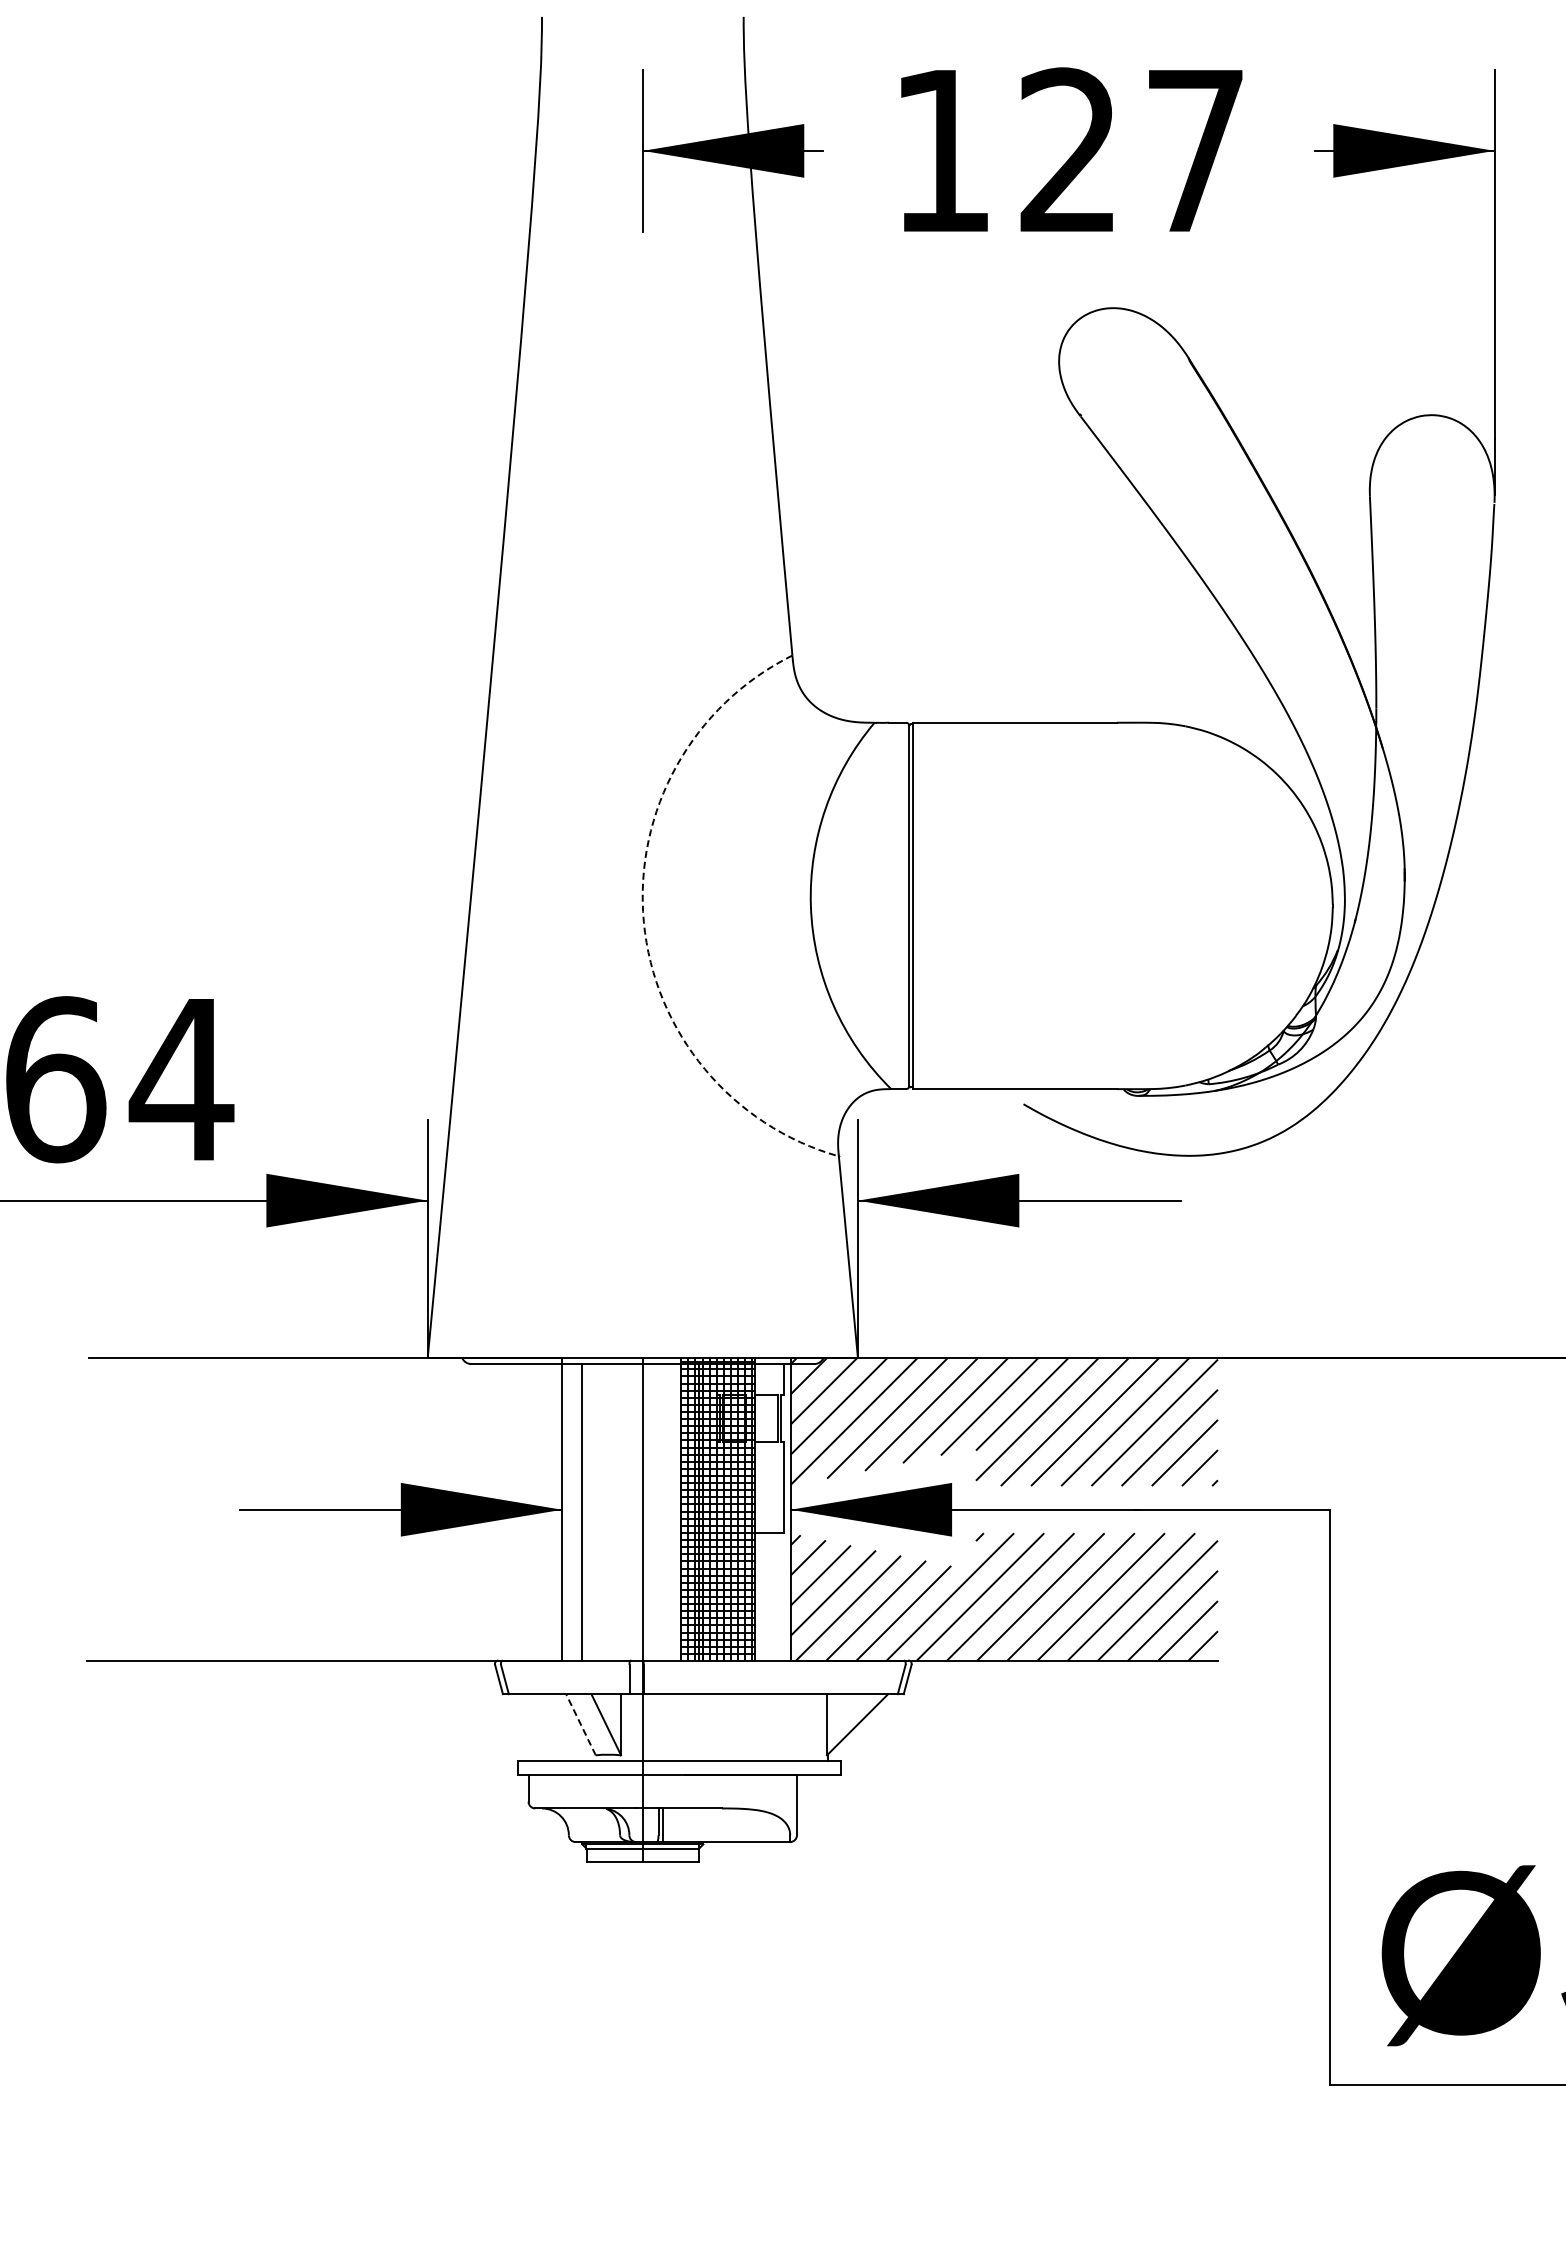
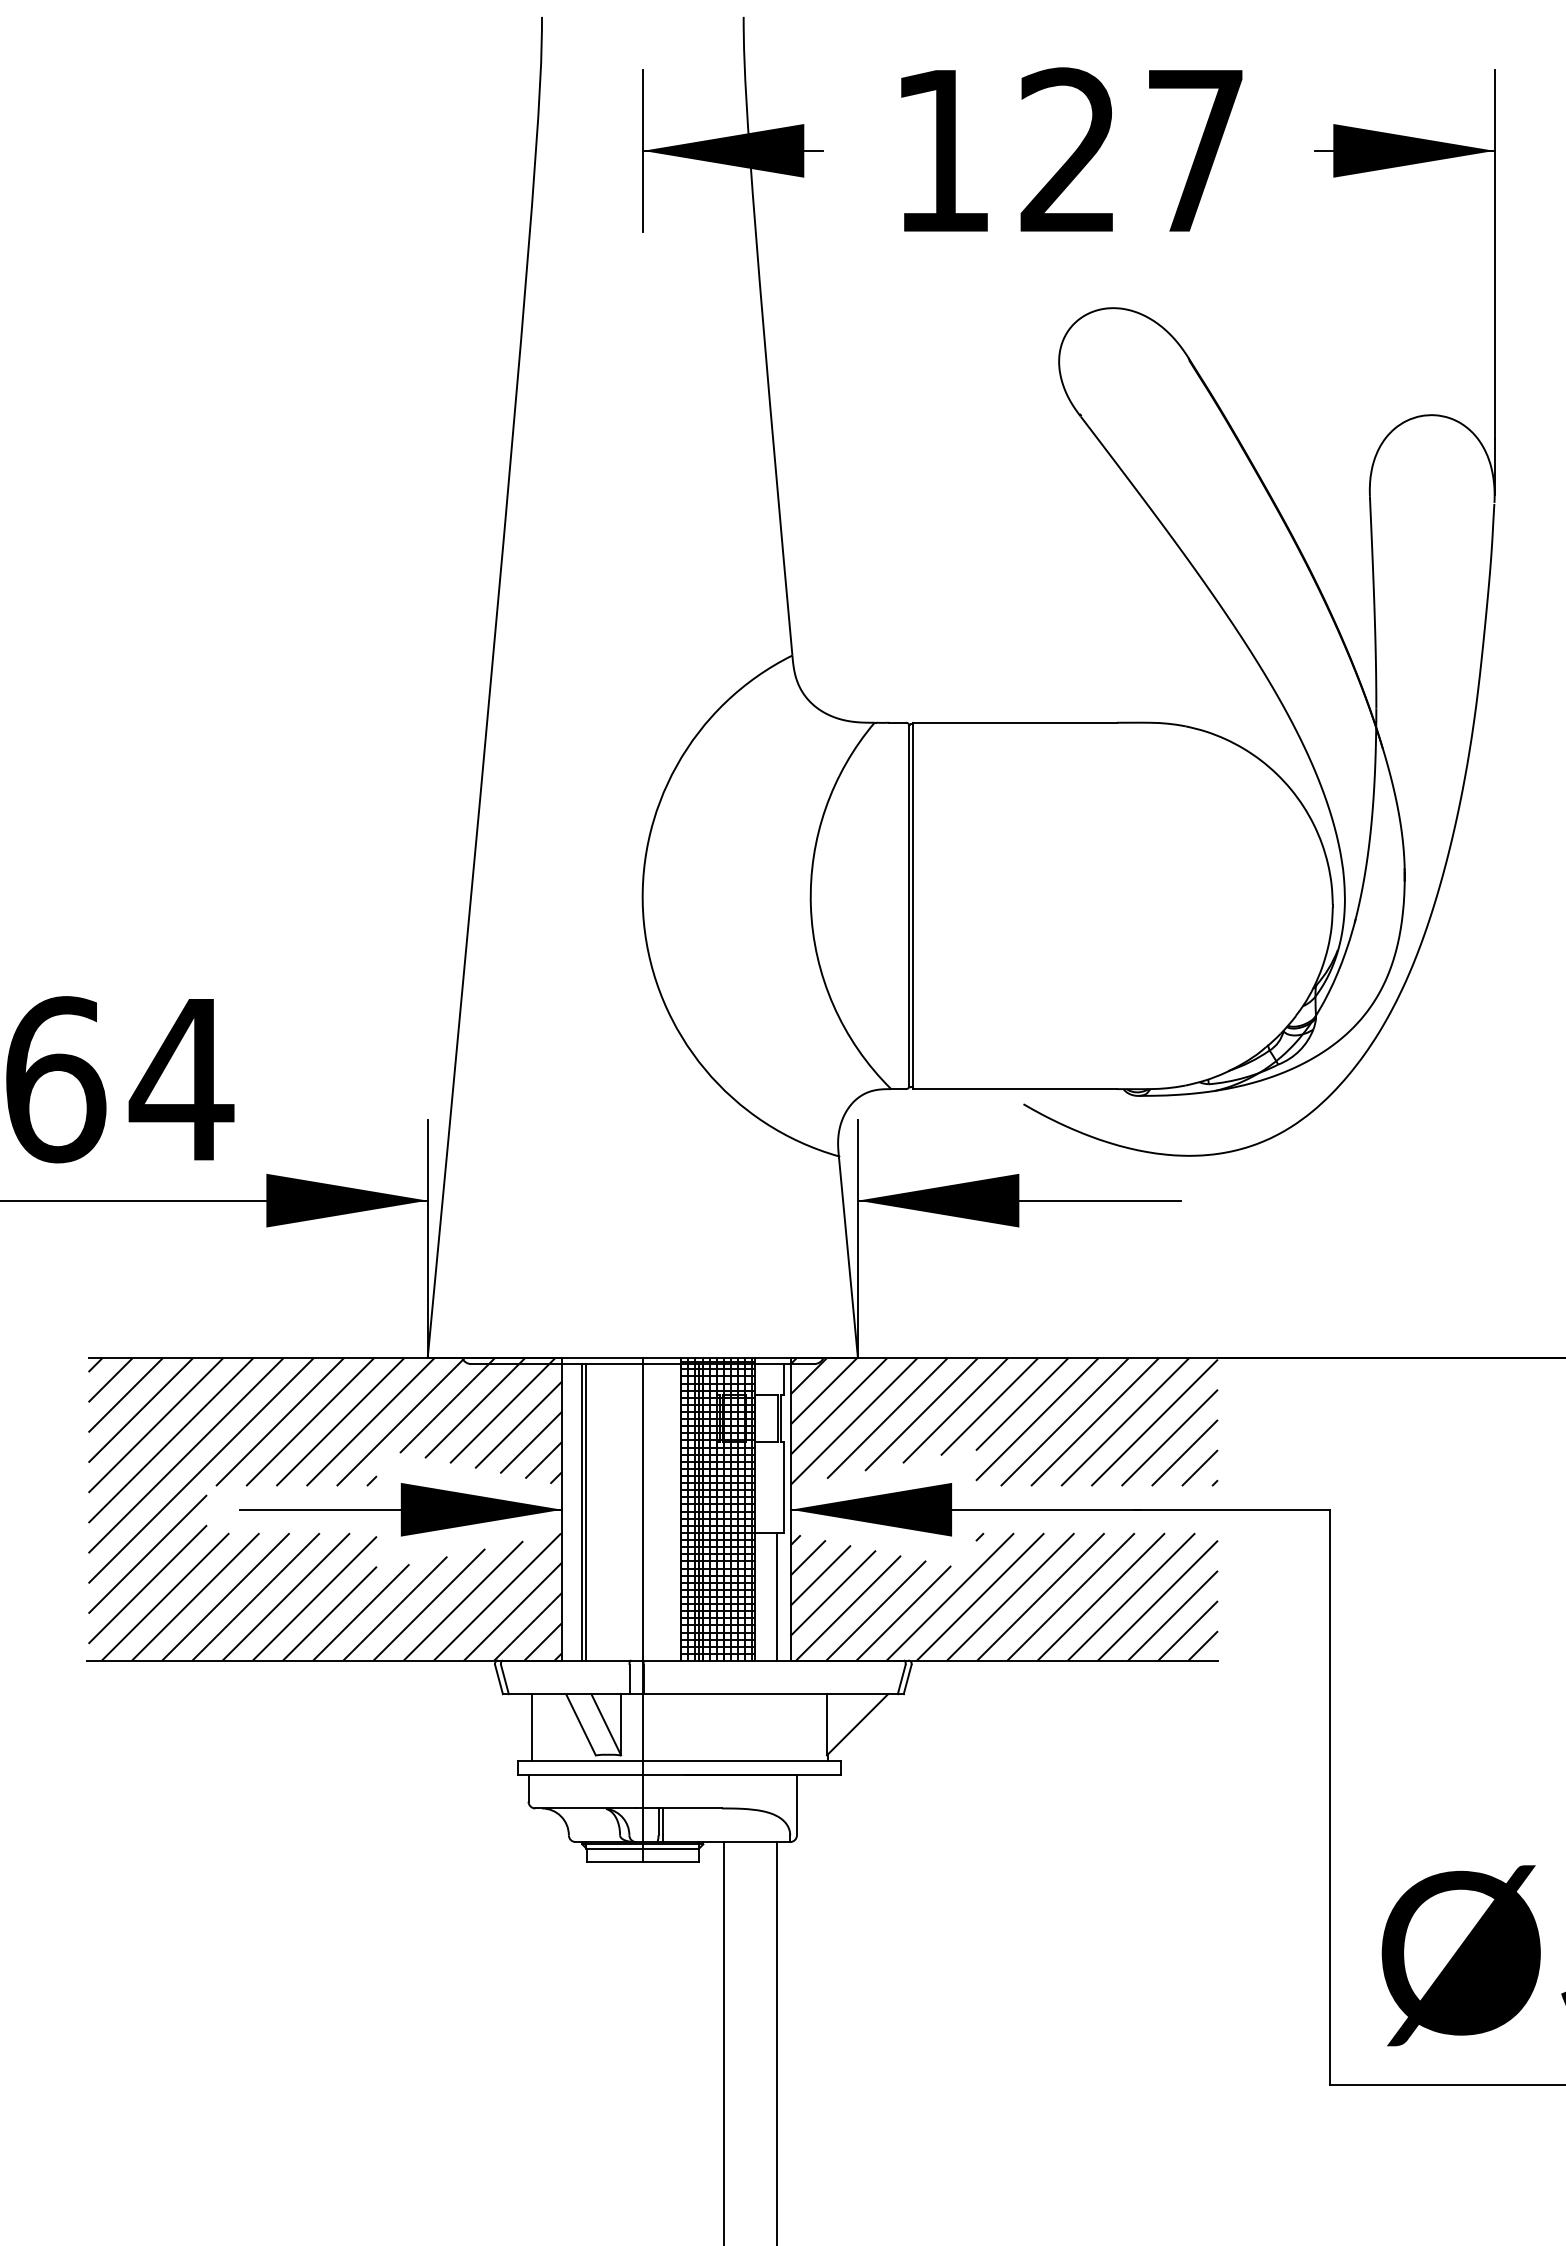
arc: dashed -> solid (643, 921)
hatch: none -> present (325, 1509)
line: none -> present (586, 1512)
line: none -> present (777, 1596)
line: dashed -> solid (580, 1724)
line: none -> present (531, 1727)
line: none -> present (723, 2042)
line: none -> present (777, 2042)
